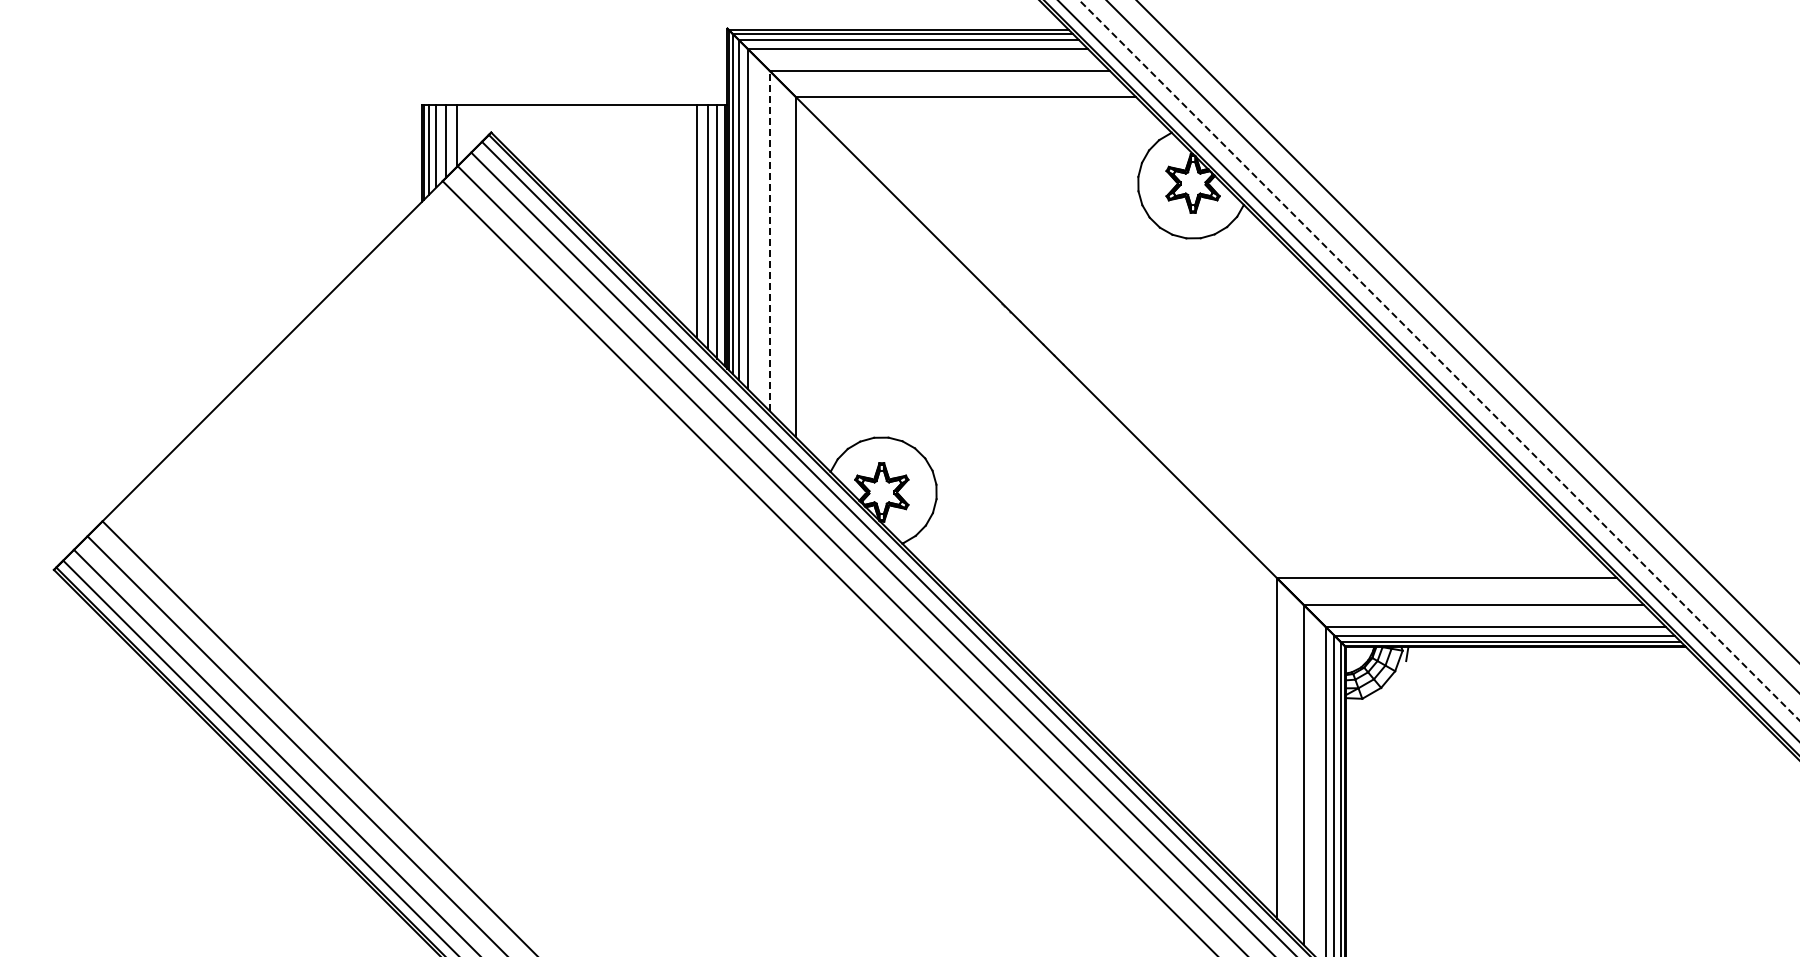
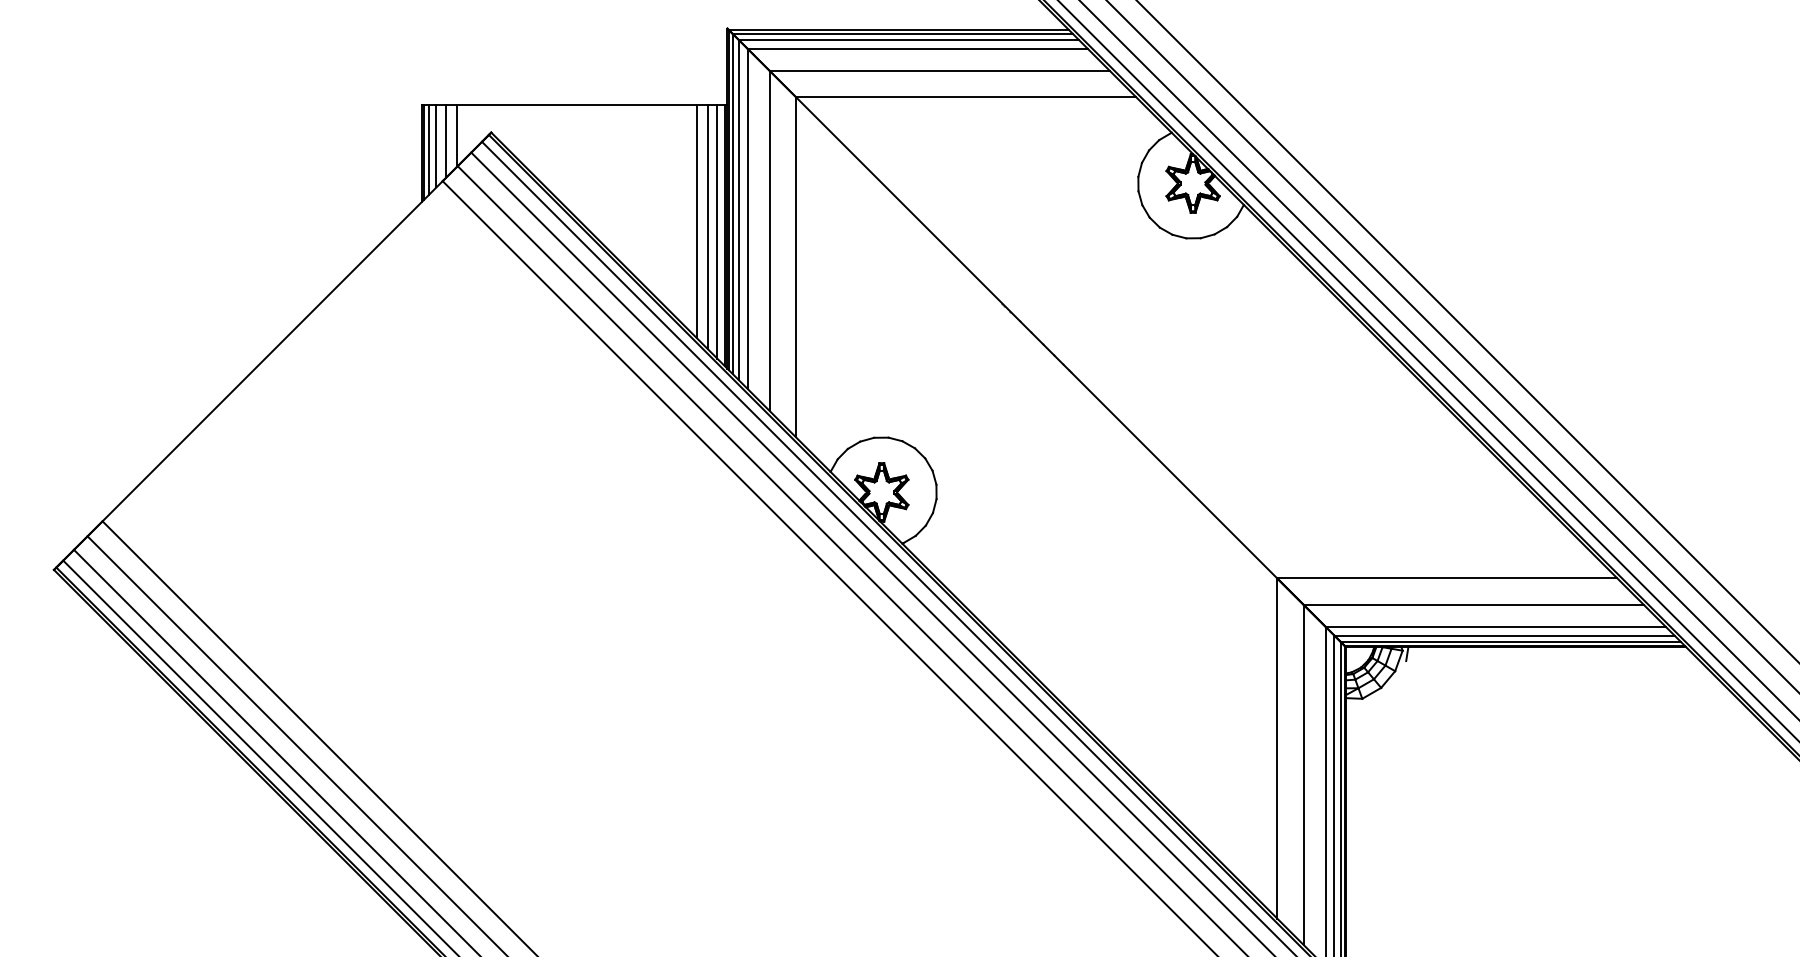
line: dashed -> solid (769, 240)
line: dashed -> solid (1439, 360)
